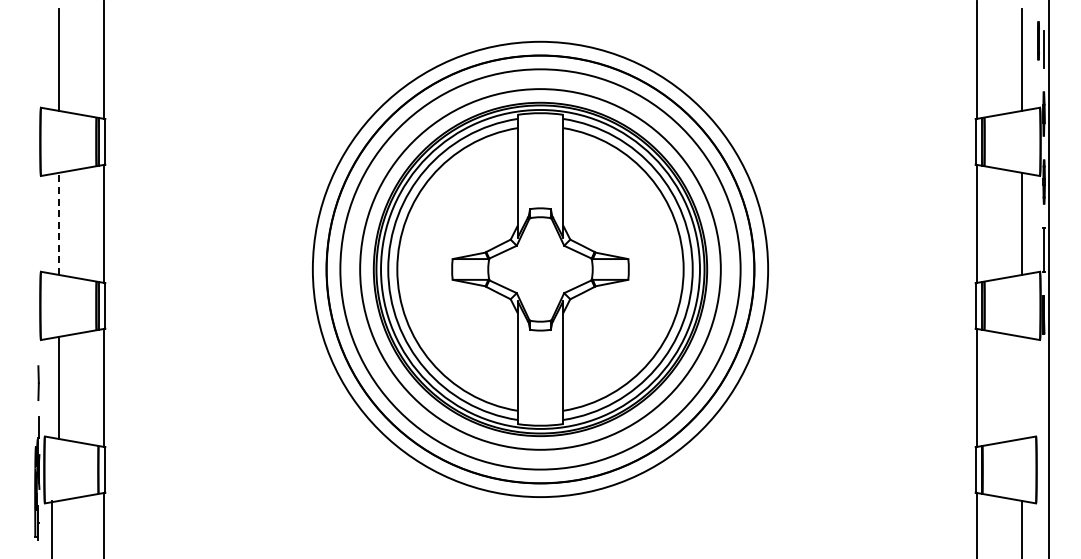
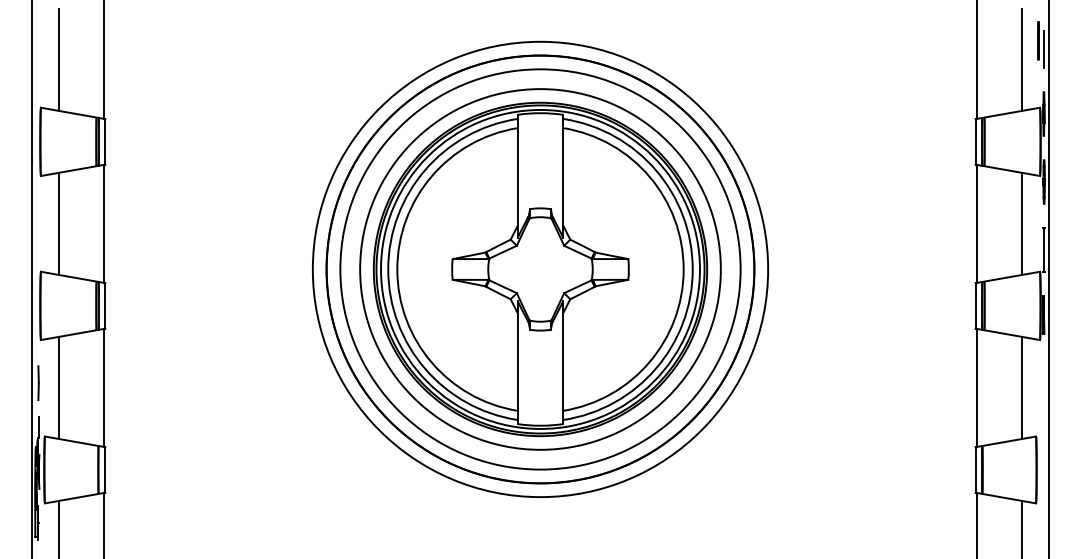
line: dashed -> solid (58, 223)
line: none -> present (32, 278)
line: none -> present (1022, 387)
line position: (51, 528) -> (58, 528) (58, 528)
